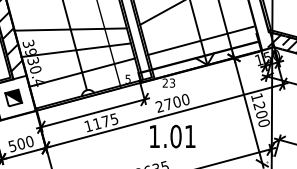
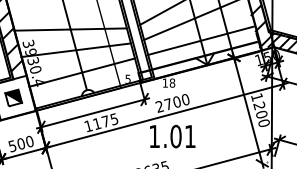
line: none -> present (188, 20)
hatch: none -> present (266, 26)
text: 23 -> 18 (168, 82)
